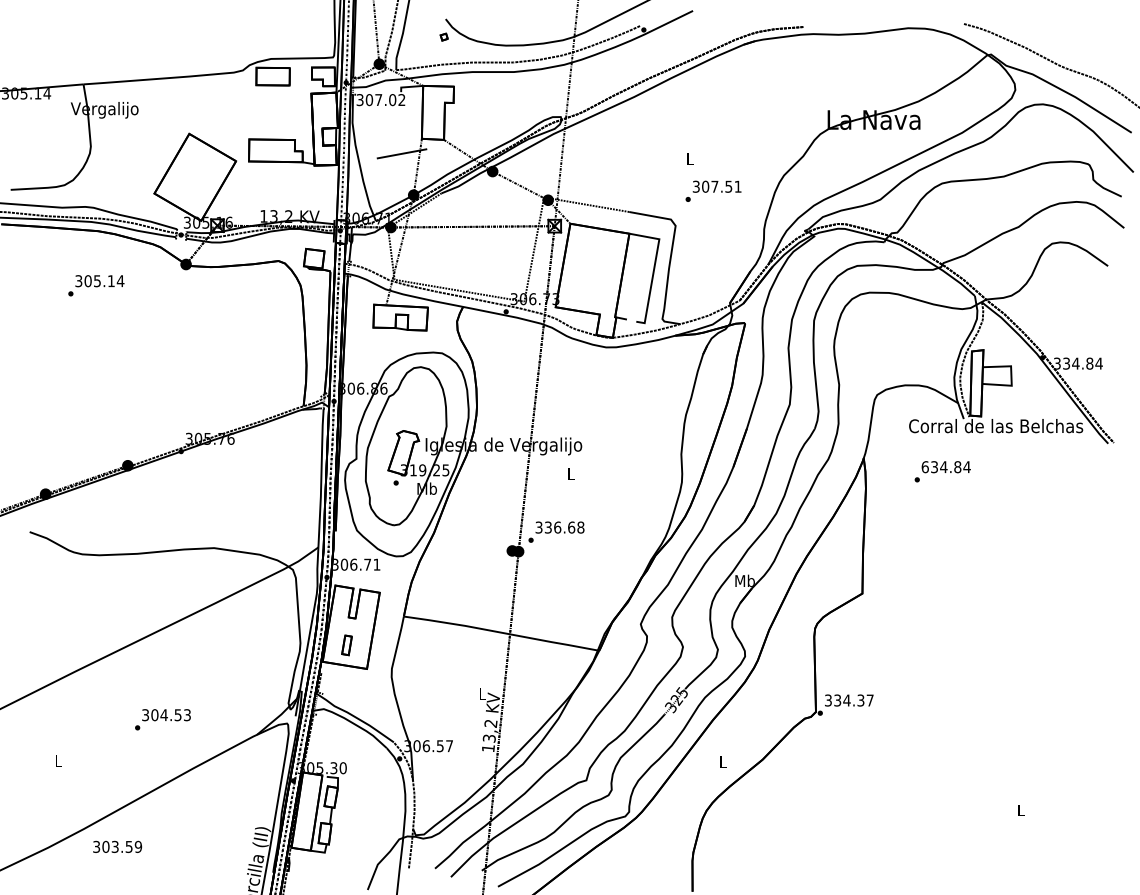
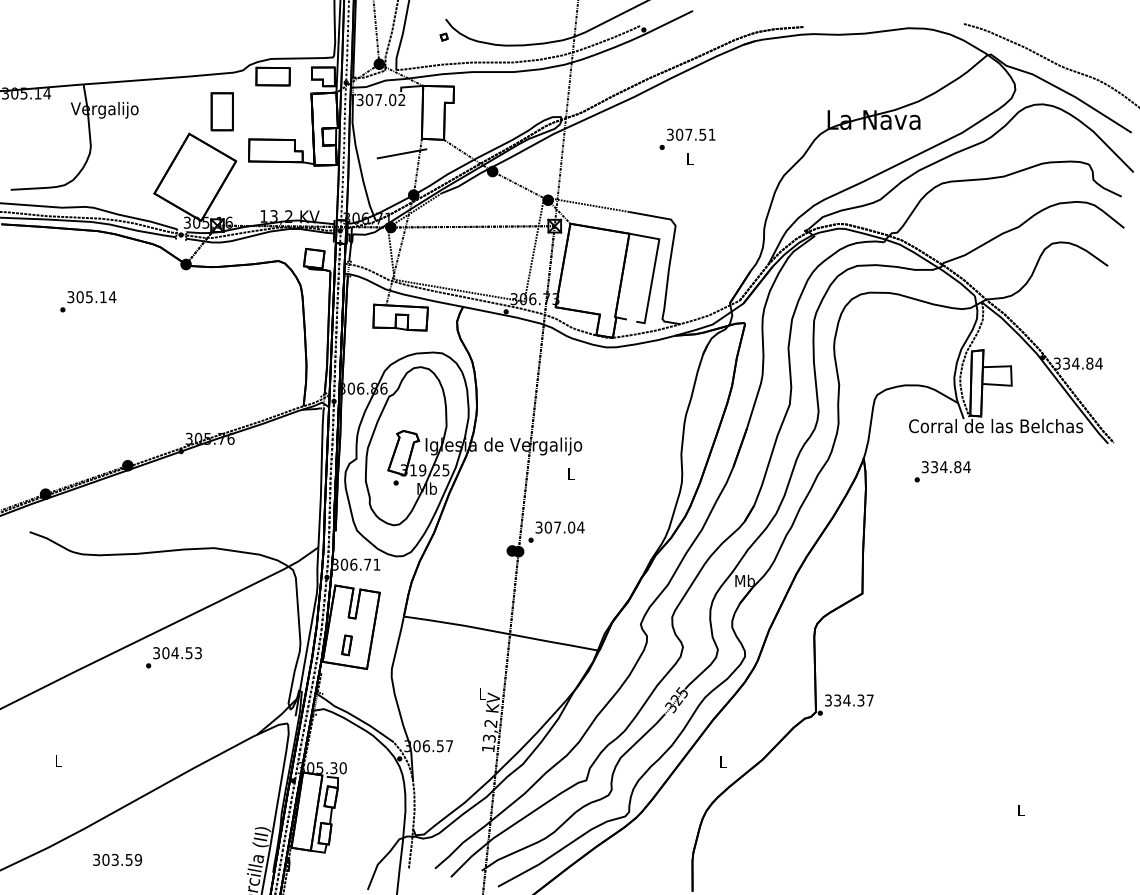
part: none -> present (221, 111)
text position: (713, 190) -> (687, 138) (687, 138)
text position: (96, 285) -> (88, 301) (88, 301)
text: 634.84 -> 334.84 (924, 467)
text: 336.68 -> 307.04 (564, 527)
text position: (162, 719) -> (173, 657) (173, 657)
text position: (117, 846) -> (117, 859) (117, 859)
